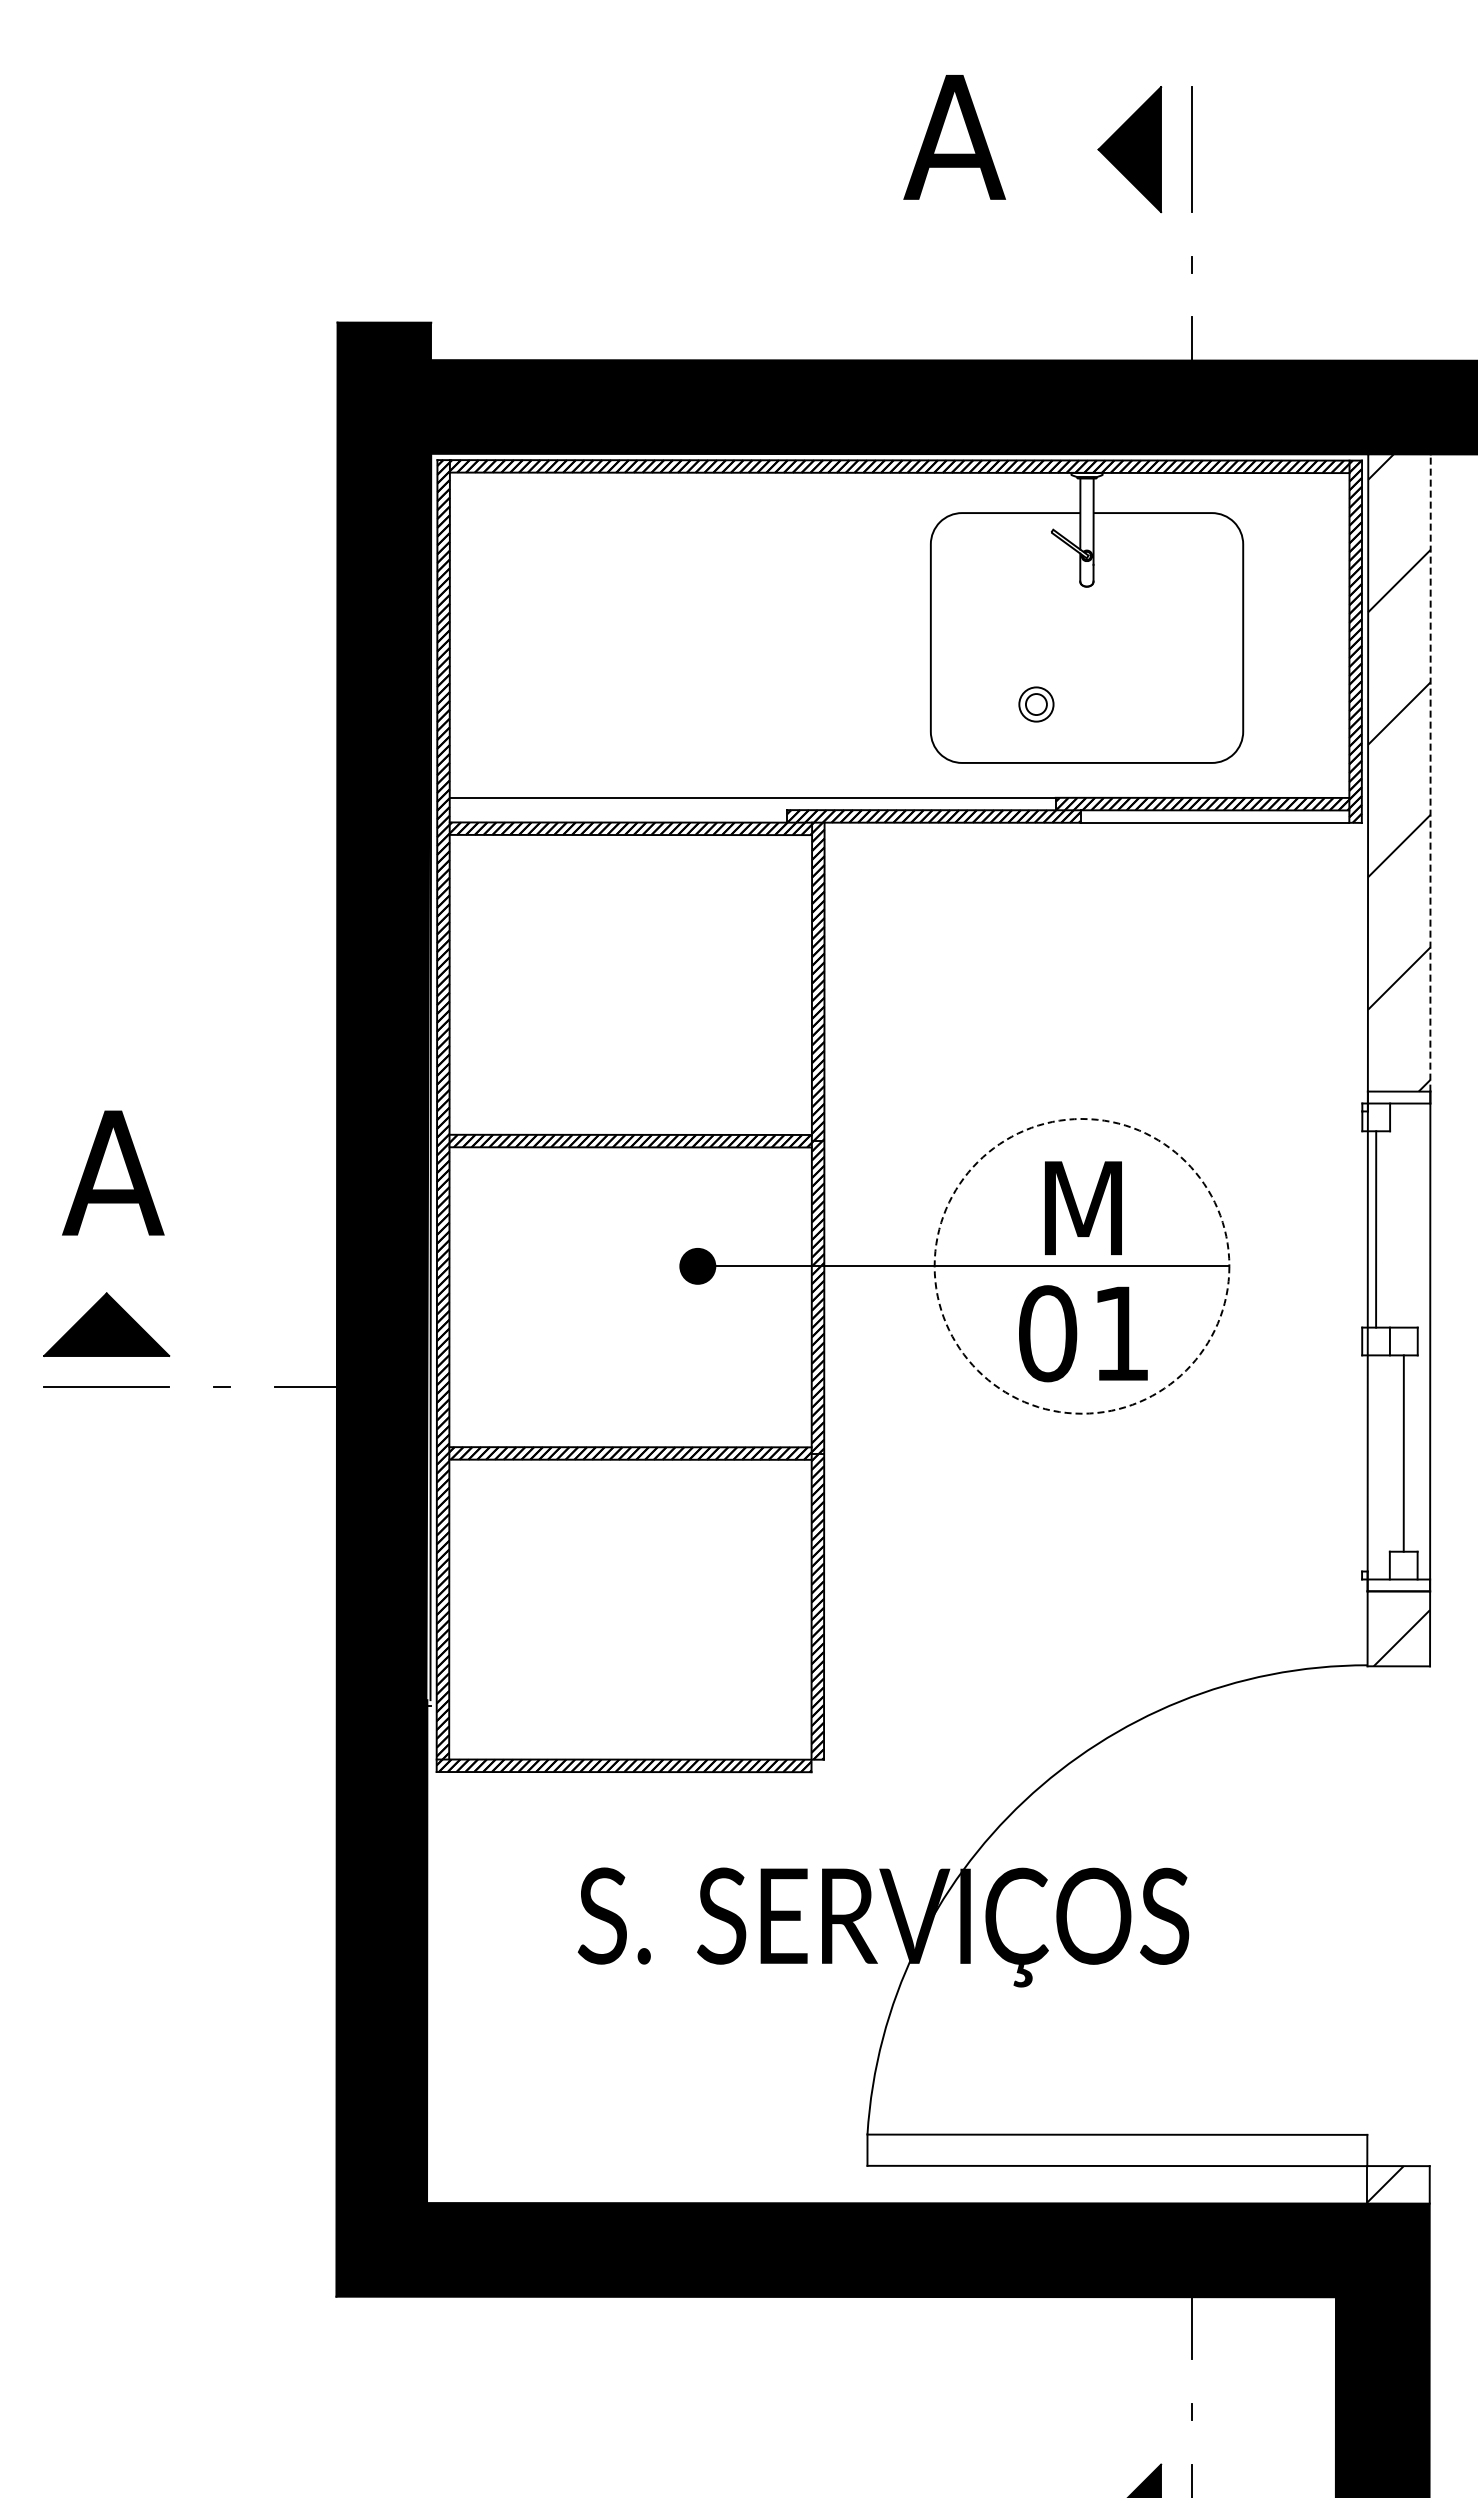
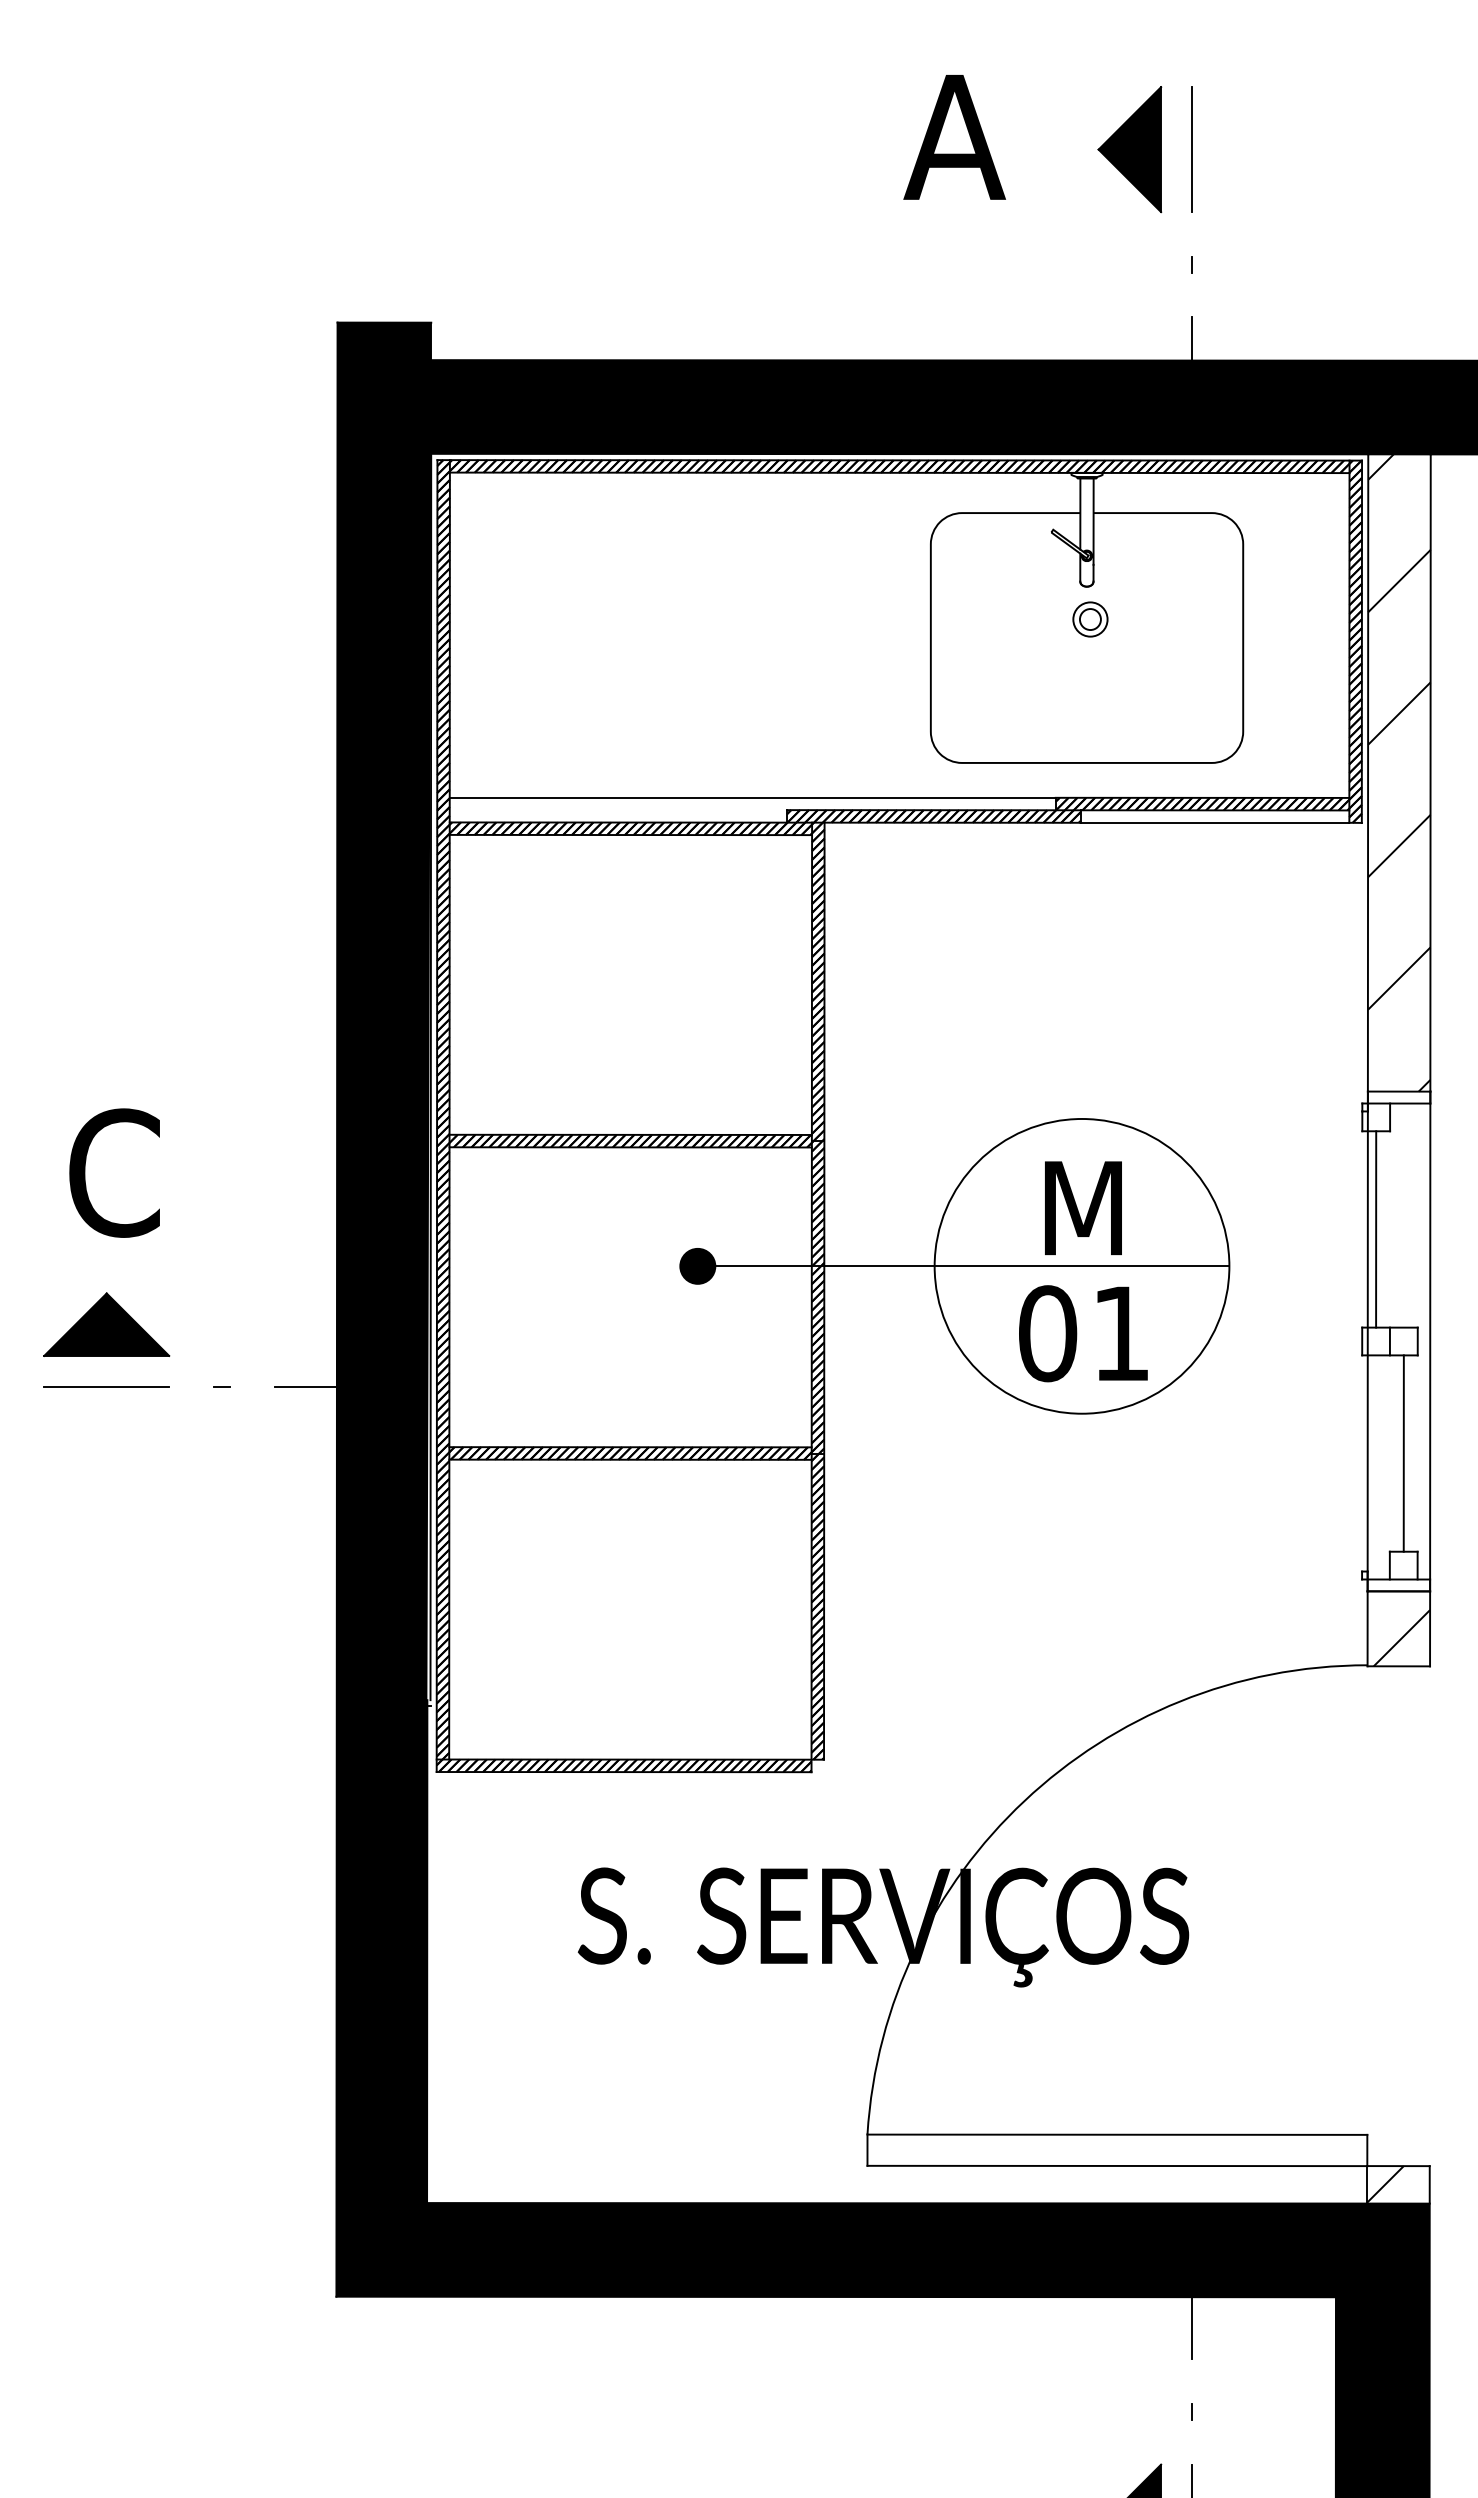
part position: (1036, 704) -> (1090, 619) (1090, 619)
line: dashed -> solid (1430, 773)
text: A -> C (113, 1172)
circle: dashed -> solid (1081, 1265)
